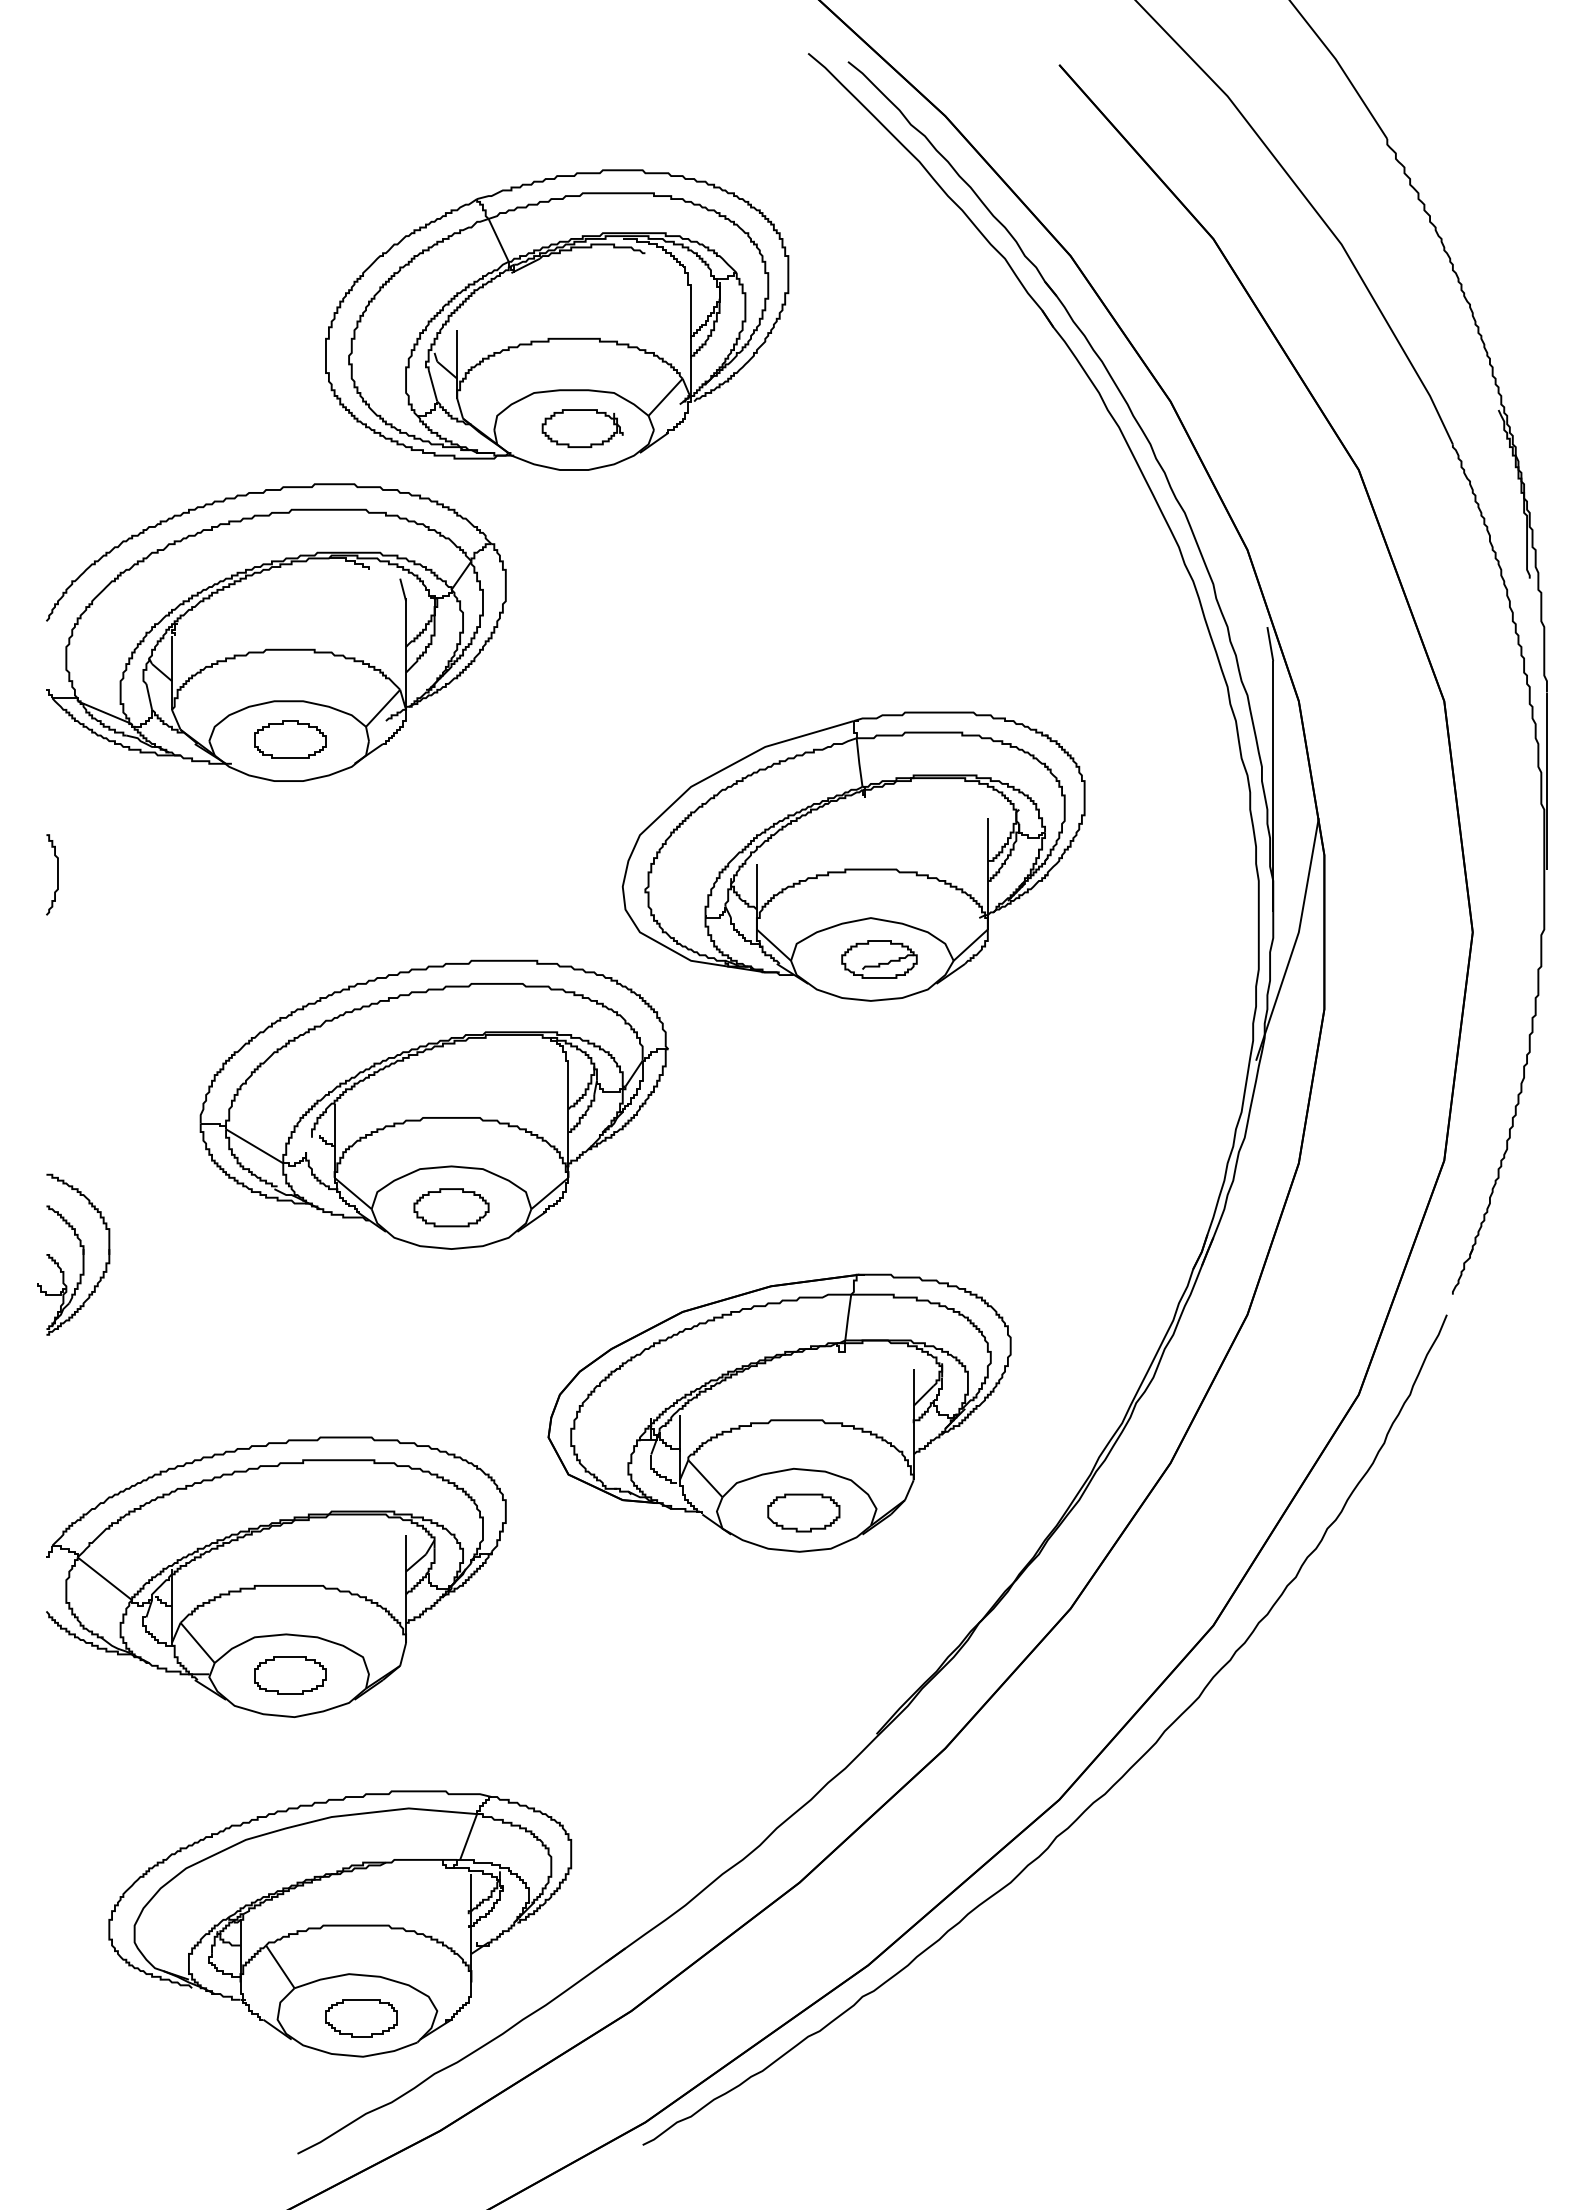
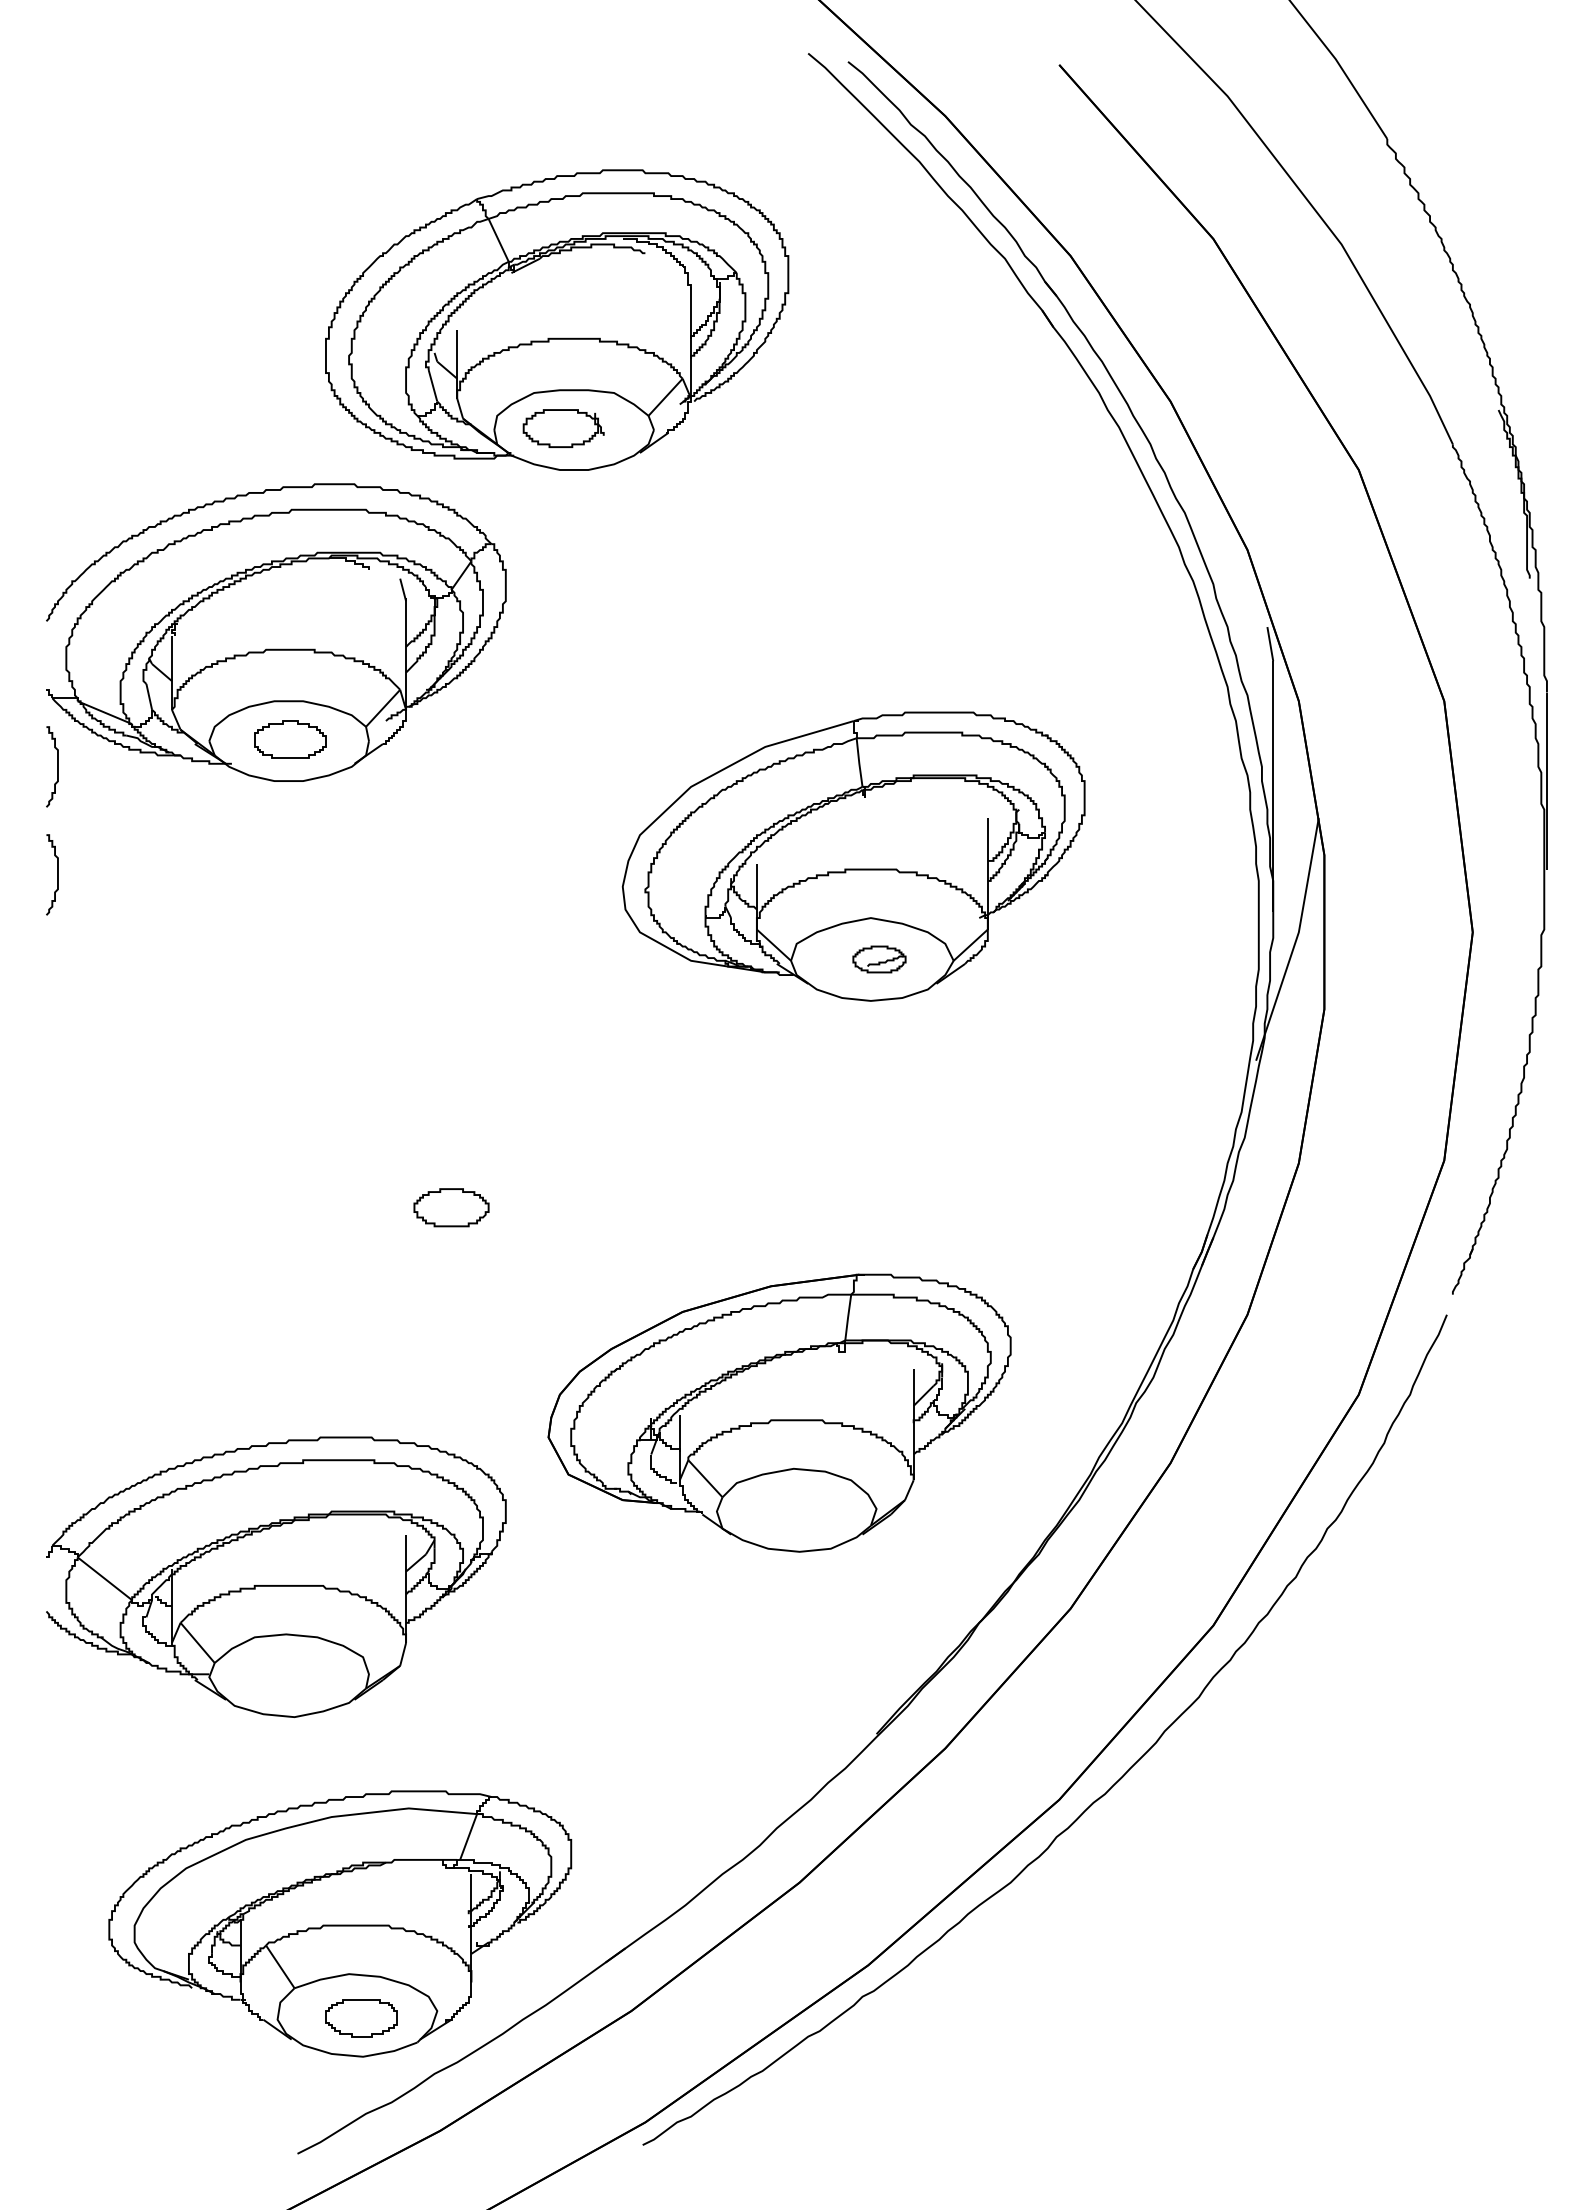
part position: (582, 428) -> (563, 428) (563, 428)
curve: none -> present (57, 766)
part size: 77x39 px -> 55x29 px (879, 959)
part: present -> none (433, 1104)
part: present -> none (82, 1254)
part: present -> none (803, 1512)
part: present -> none (290, 1675)
